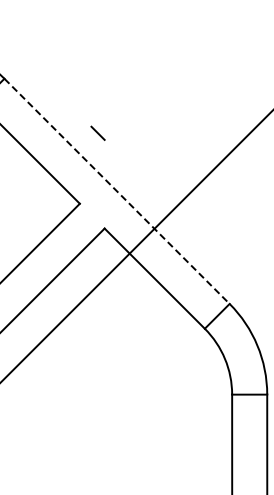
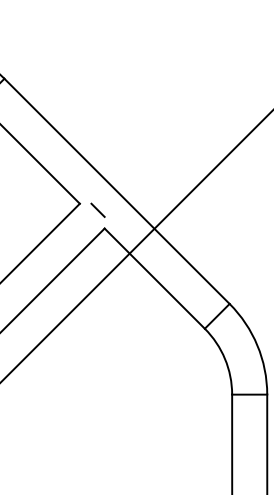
line position: (97, 132) -> (97, 209) (97, 209)
line: dashed -> solid (117, 191)
